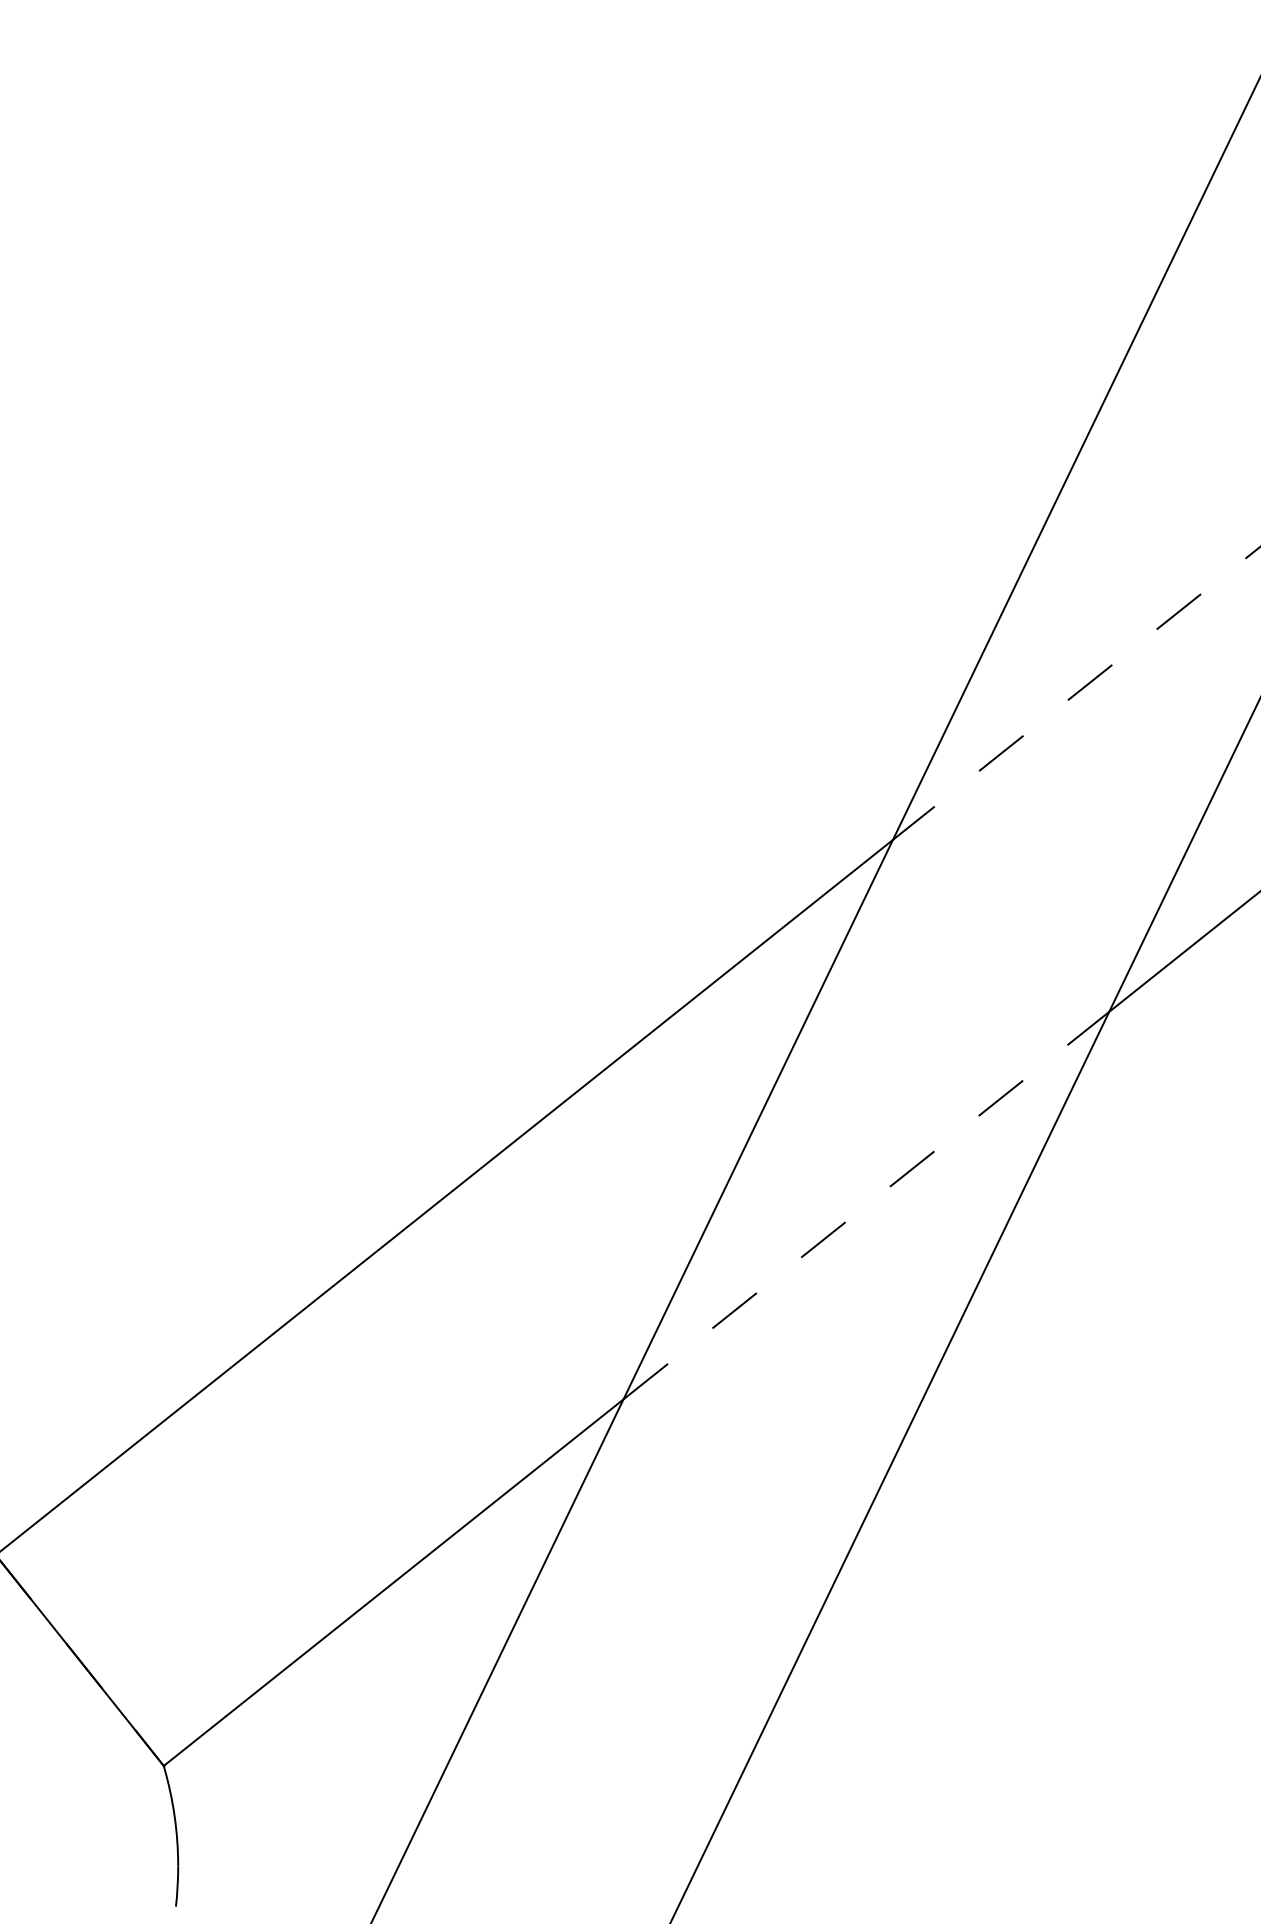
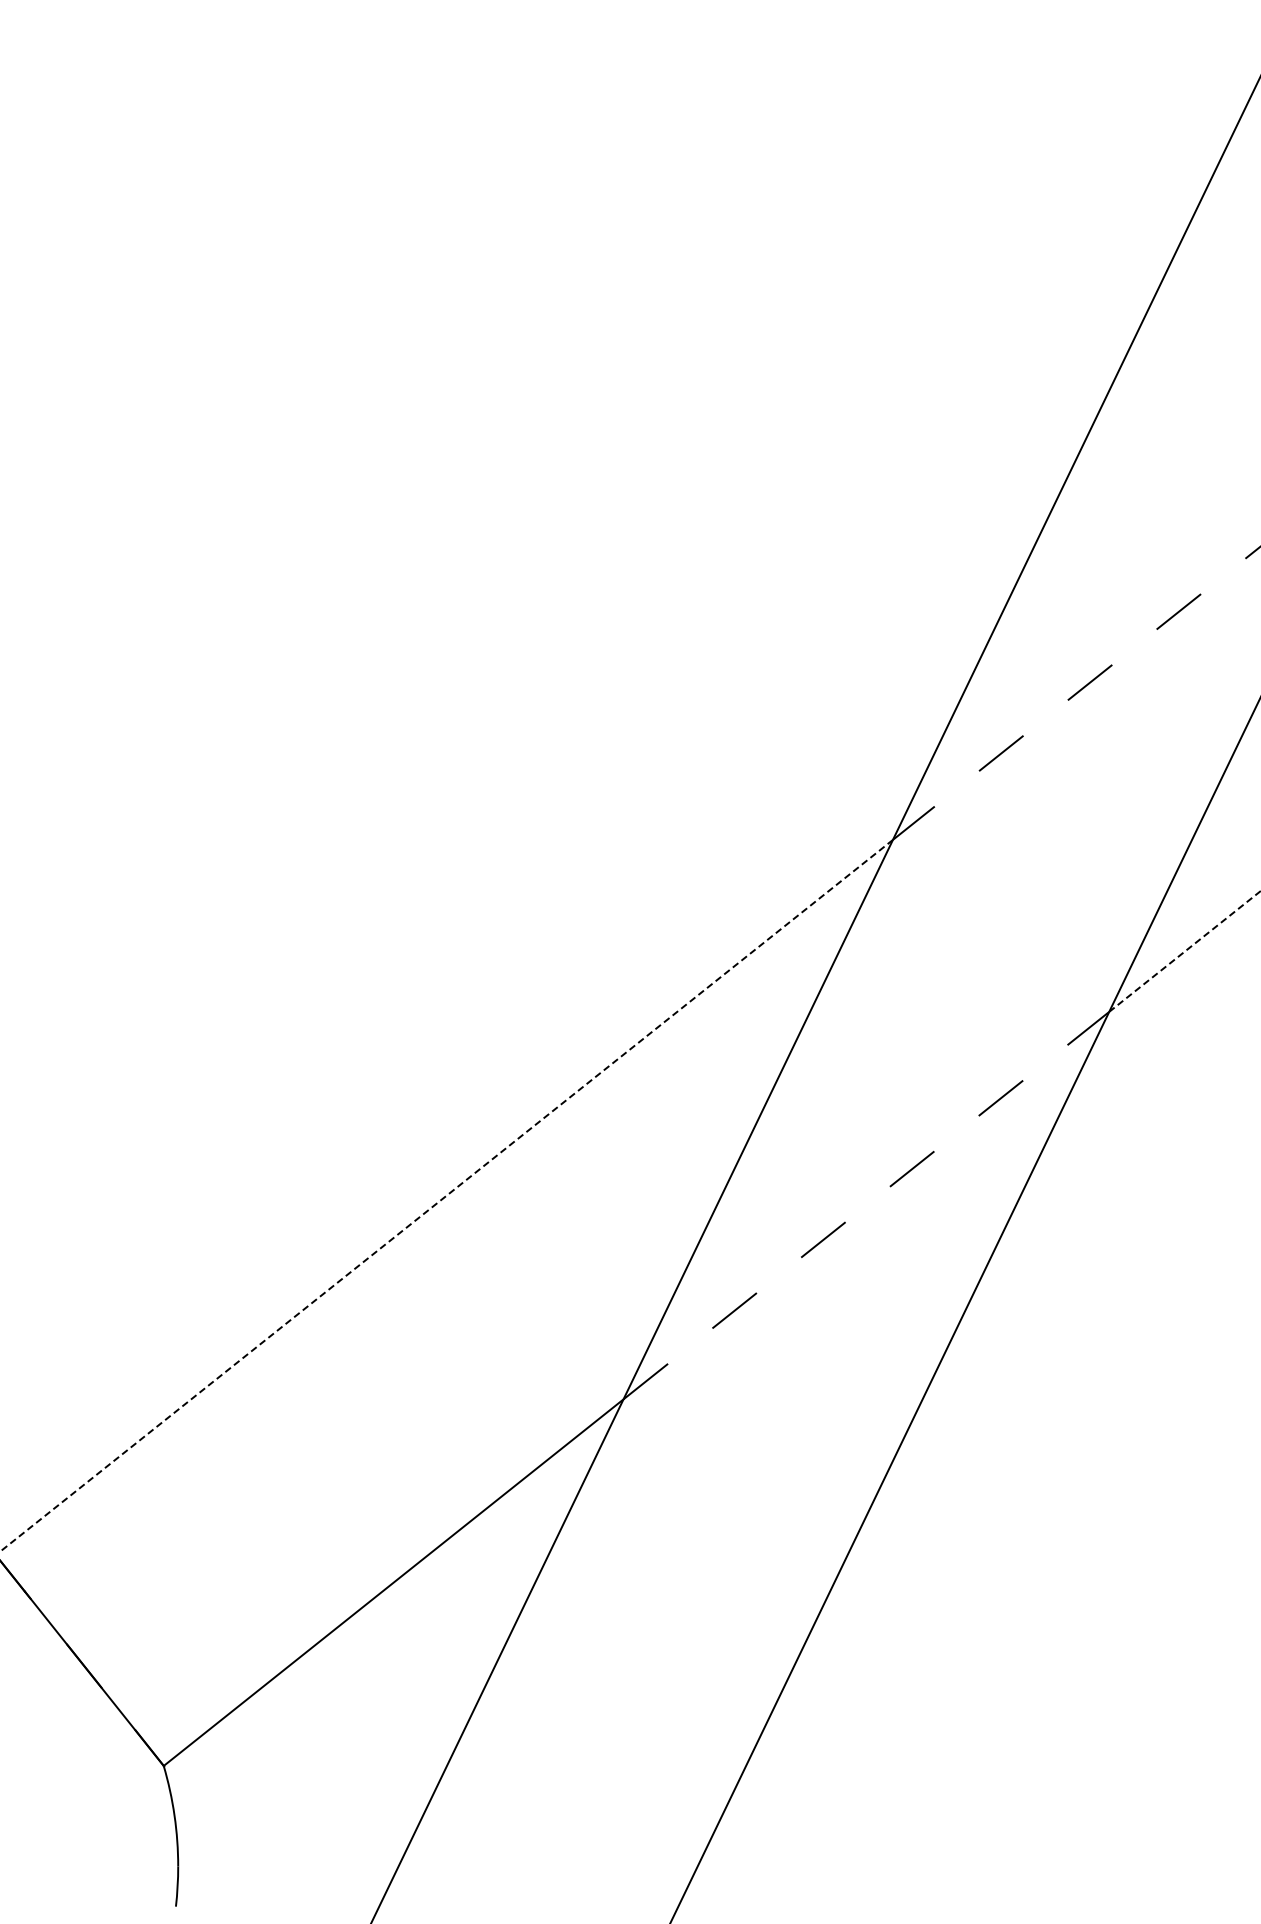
line: solid -> dashed (1184, 951)
line: solid -> dashed (446, 1195)
